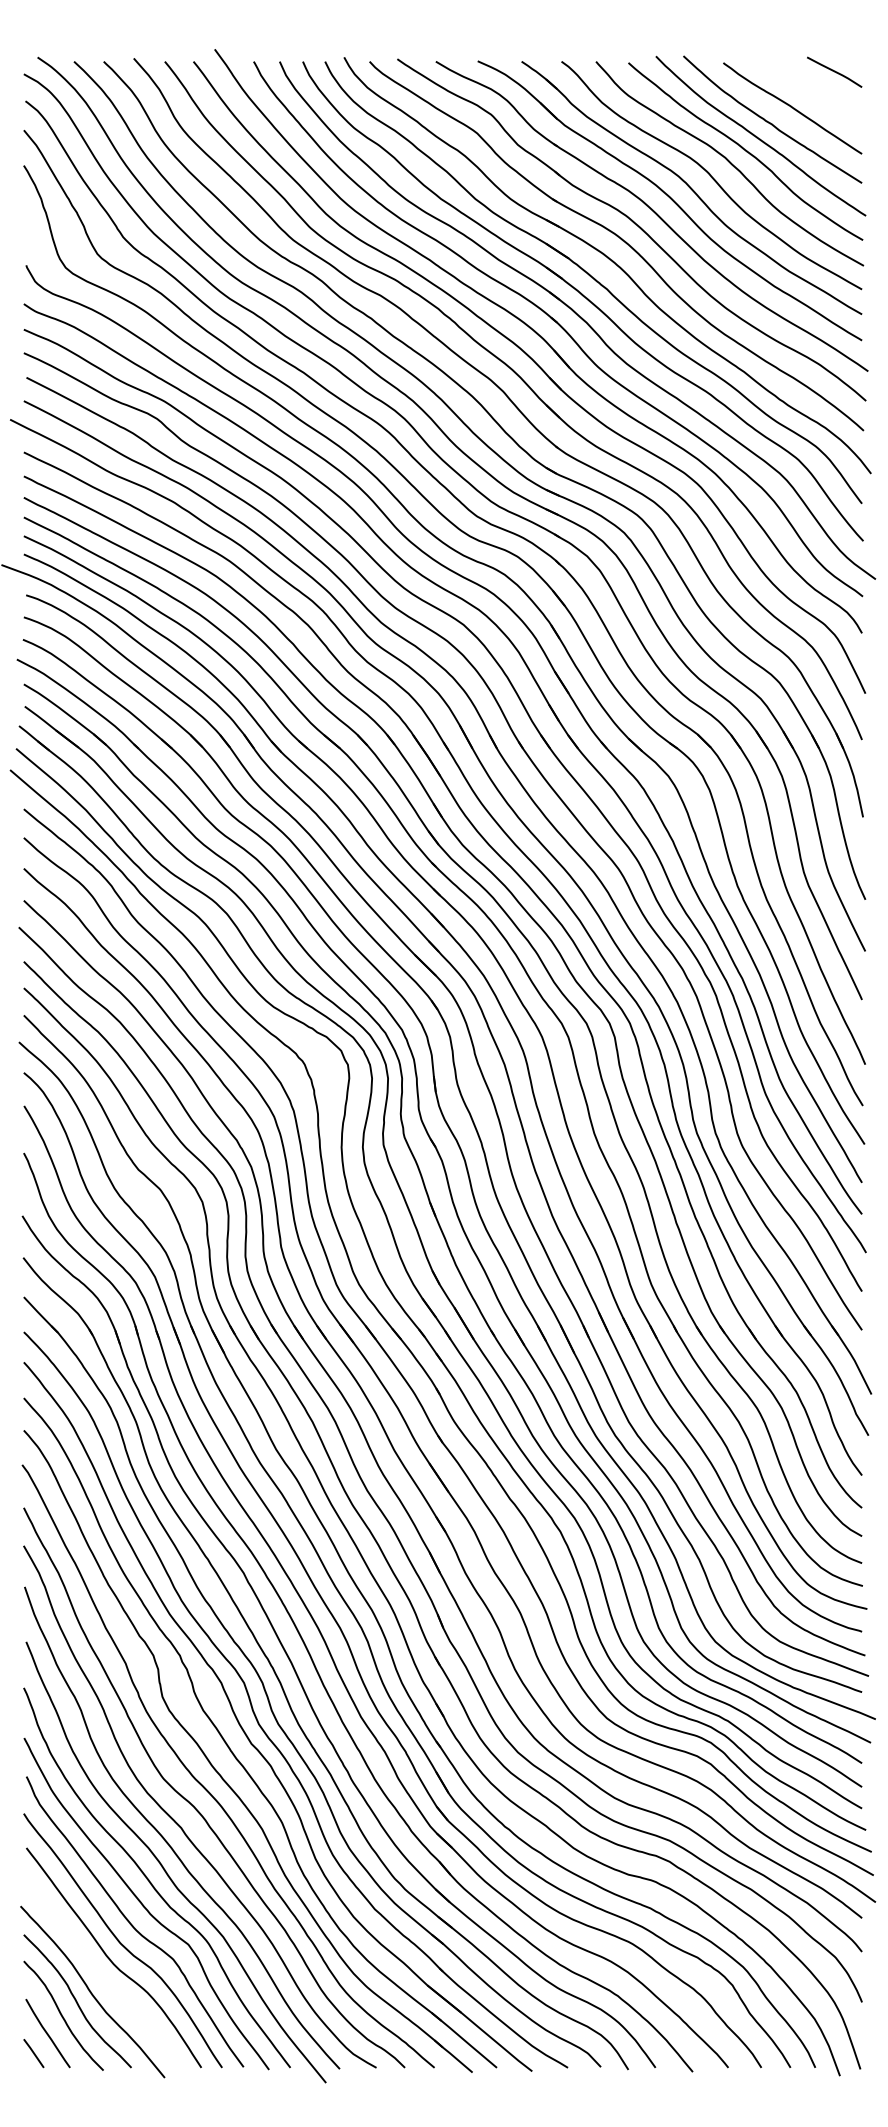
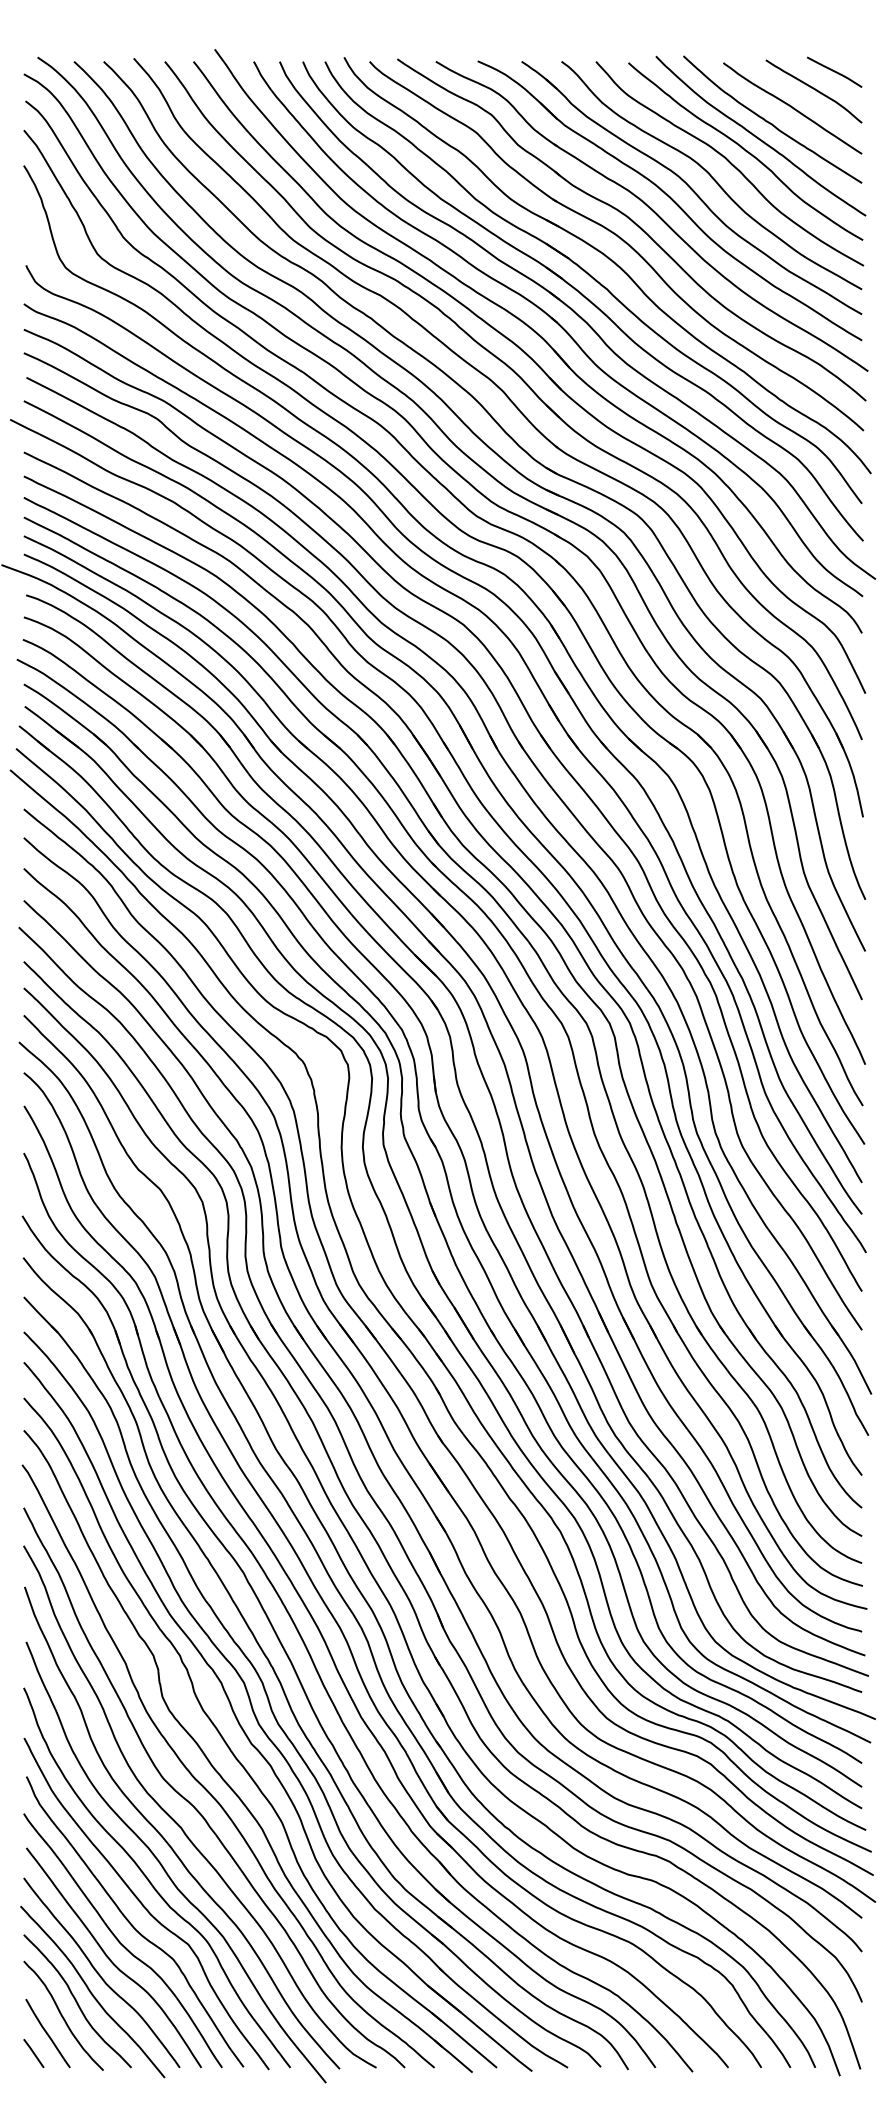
curve: none -> present (814, 90)
curve: none -> present (99, 1973)
